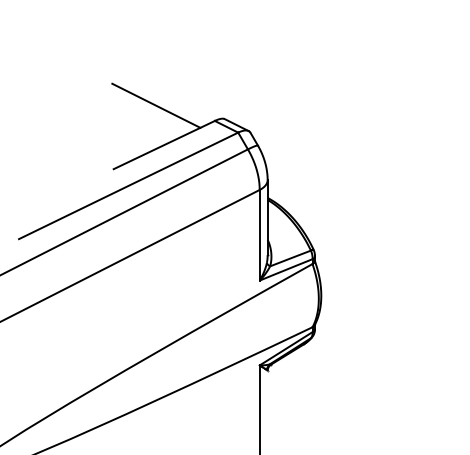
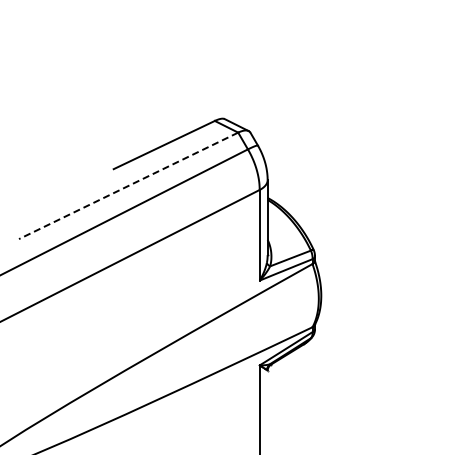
line: present -> none (156, 105)
line: solid -> dashed (128, 185)
